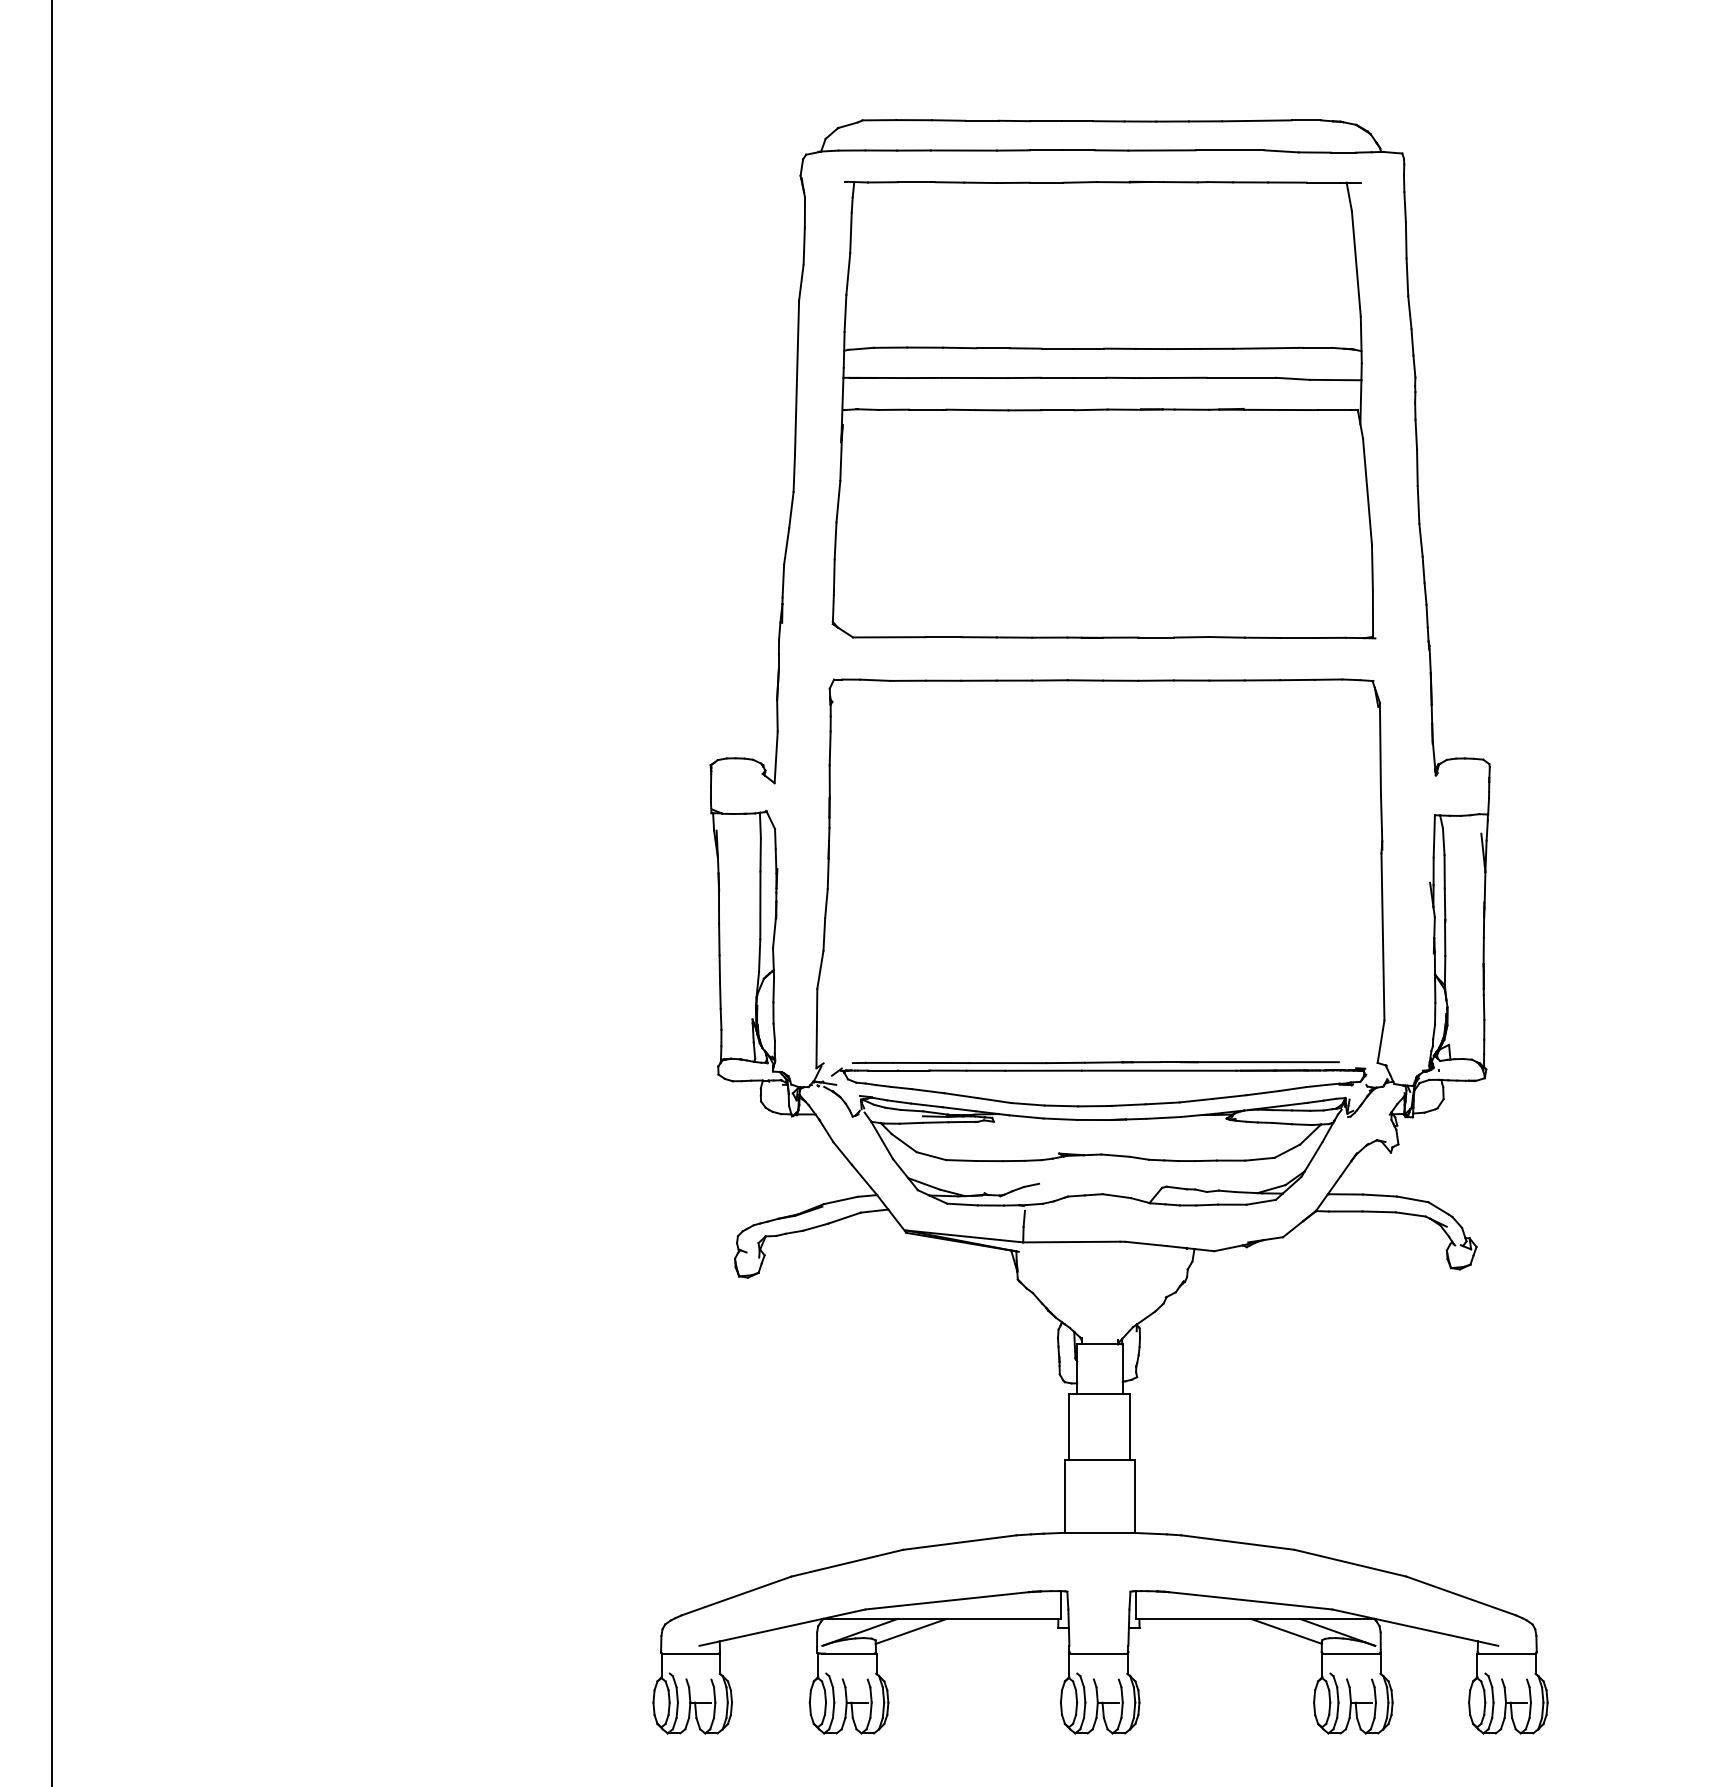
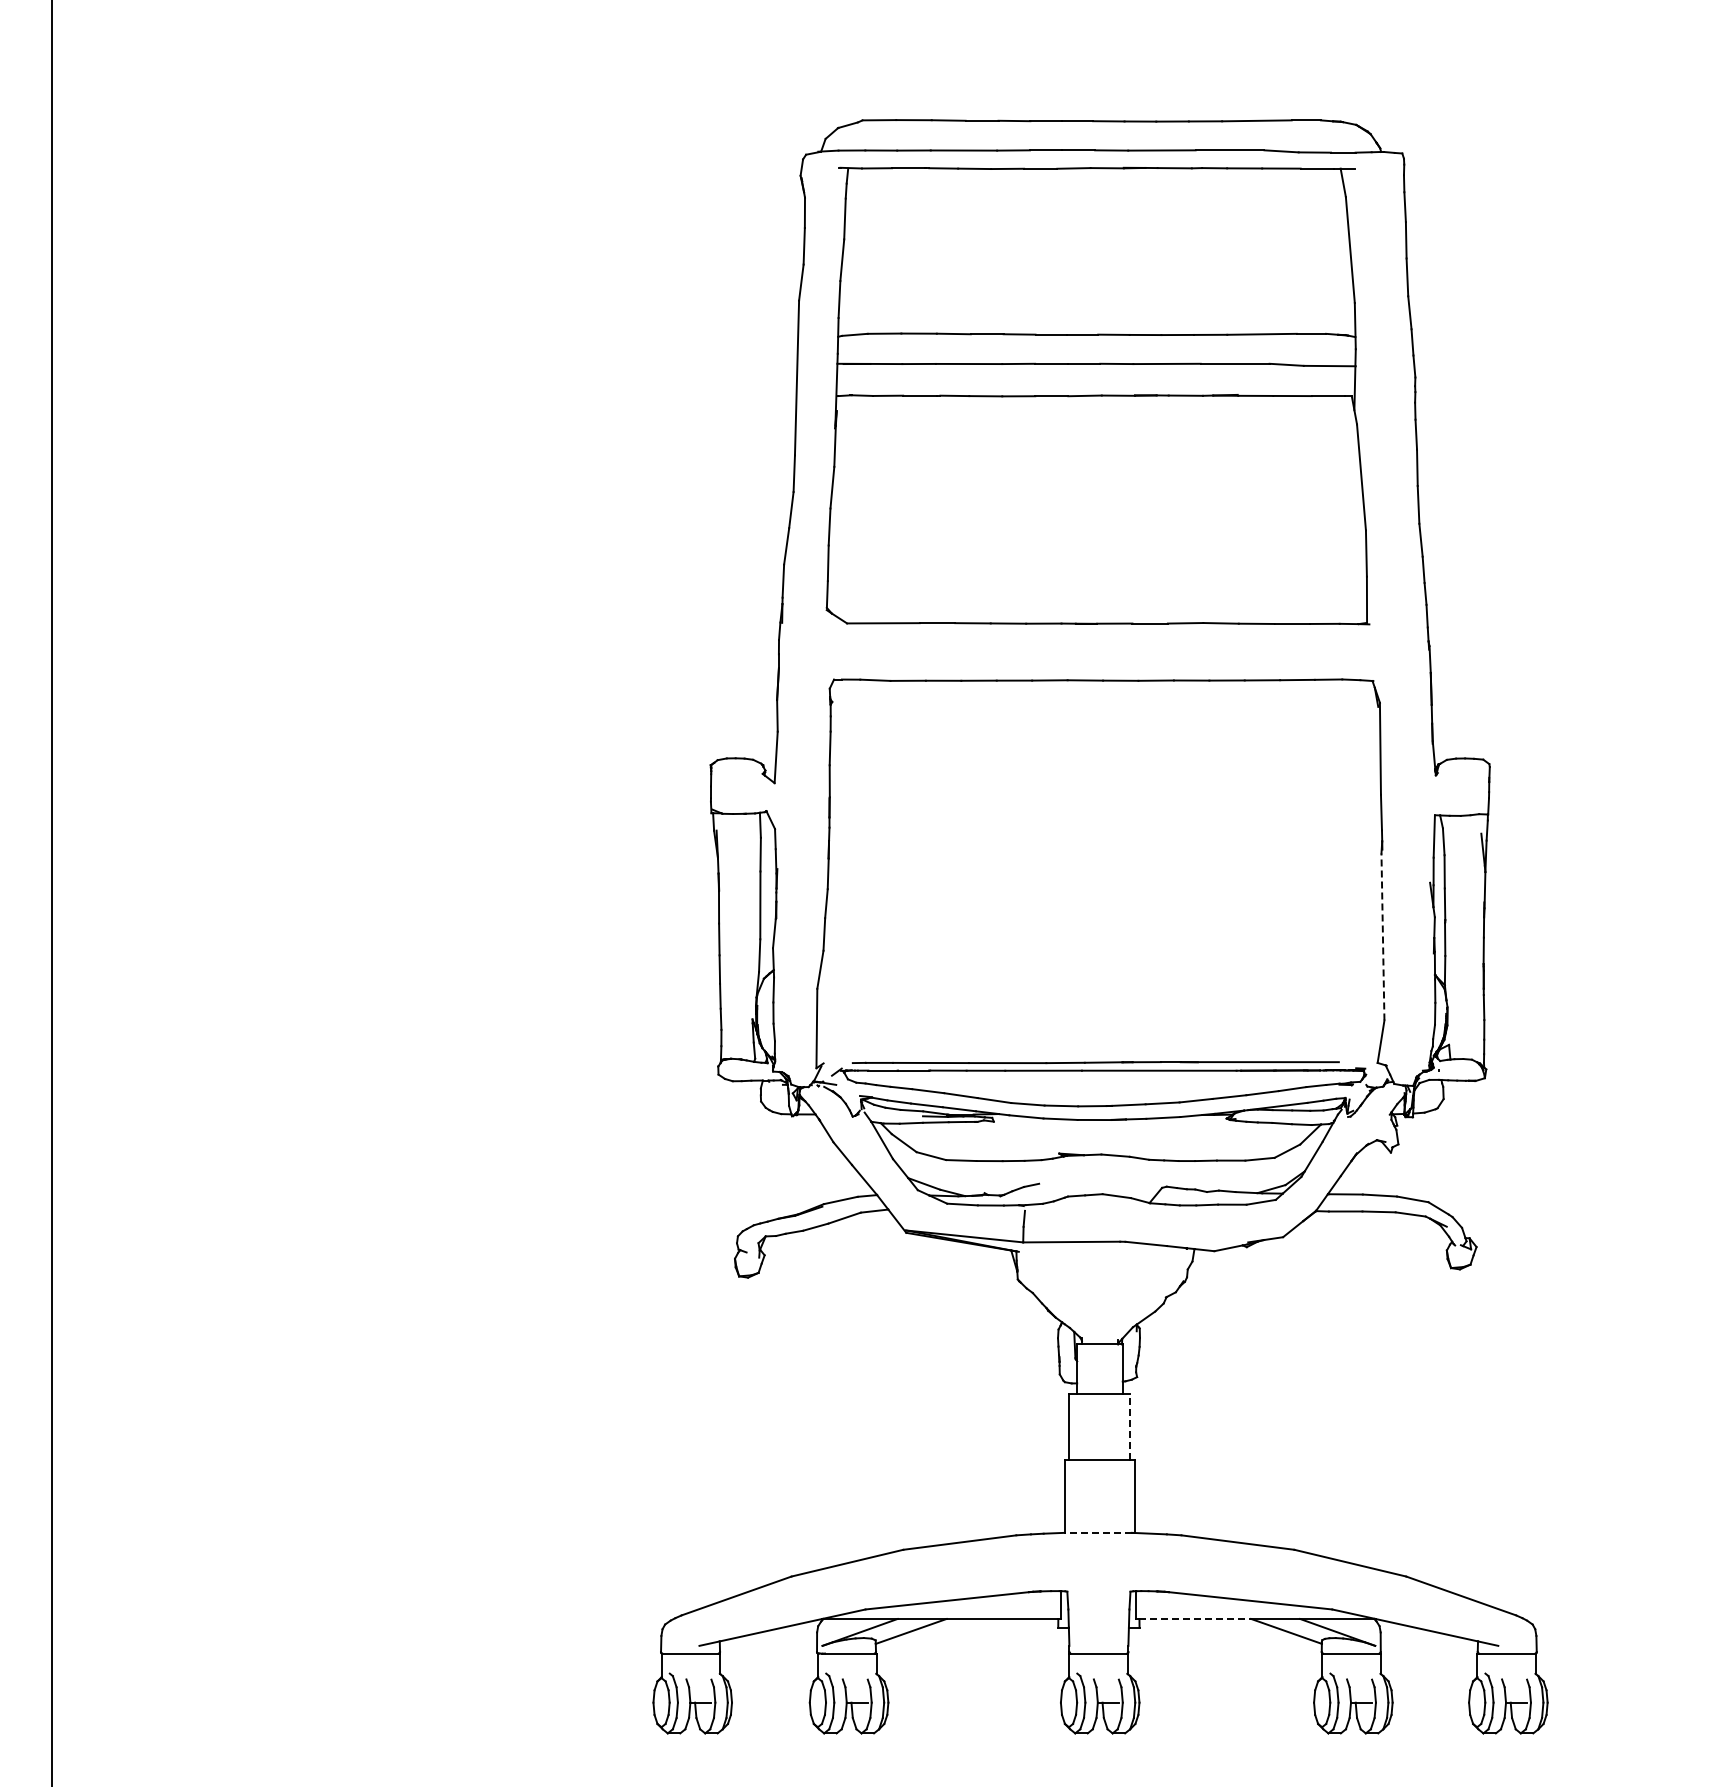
part position: (1103, 409) -> (1097, 395) (1097, 395)
line: solid -> dashed (1382, 936)
line: solid -> dashed (1130, 1426)
line: solid -> dashed (1097, 1532)
line: solid -> dashed (1195, 1618)
